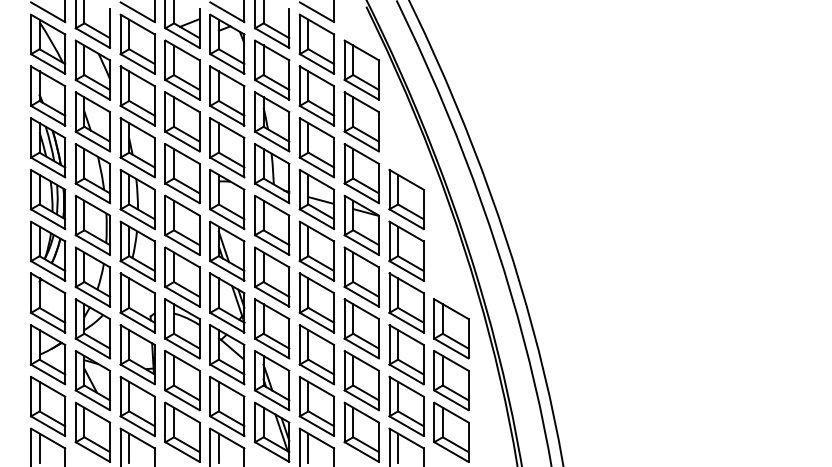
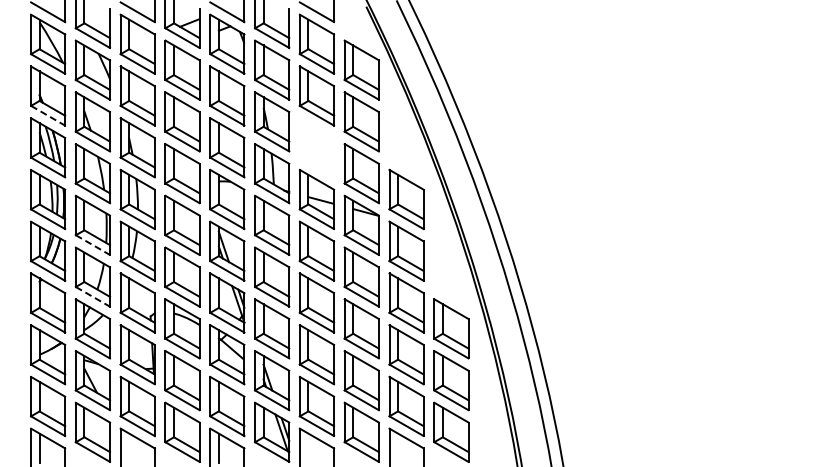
line: solid -> dashed (48, 115)
part: present -> none (316, 147)
line: solid -> dashed (92, 245)
line: solid -> dashed (92, 296)
line: present -> none (129, 448)
line: present -> none (308, 448)
line: present -> none (398, 448)
